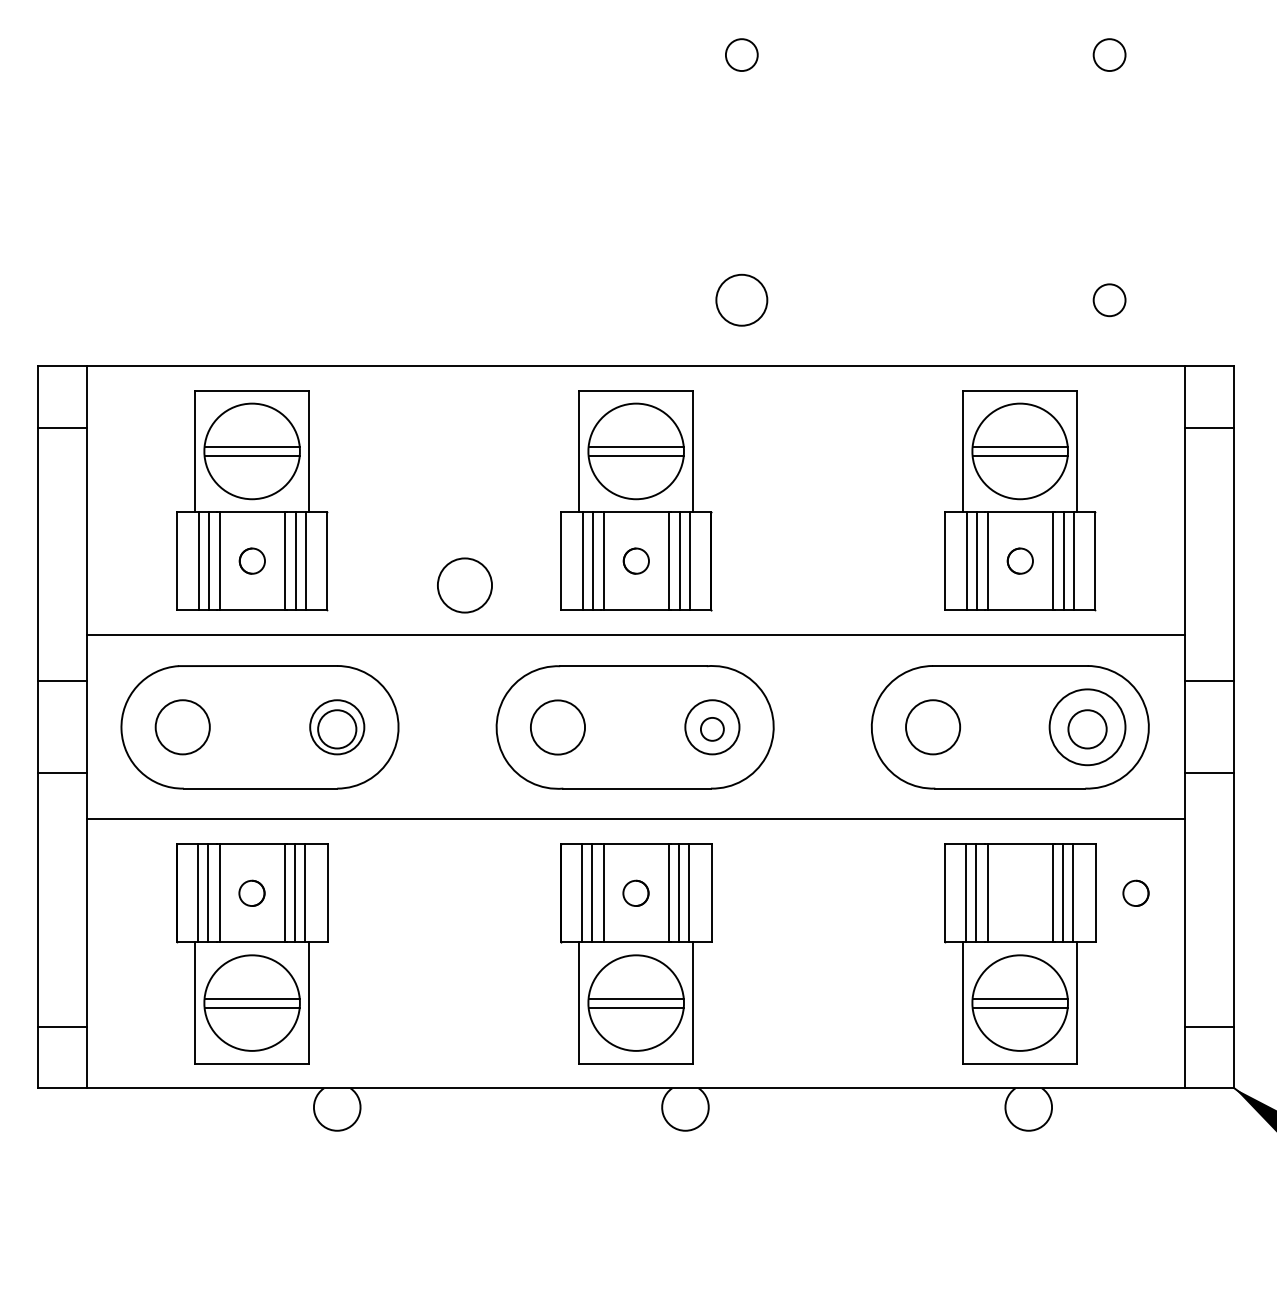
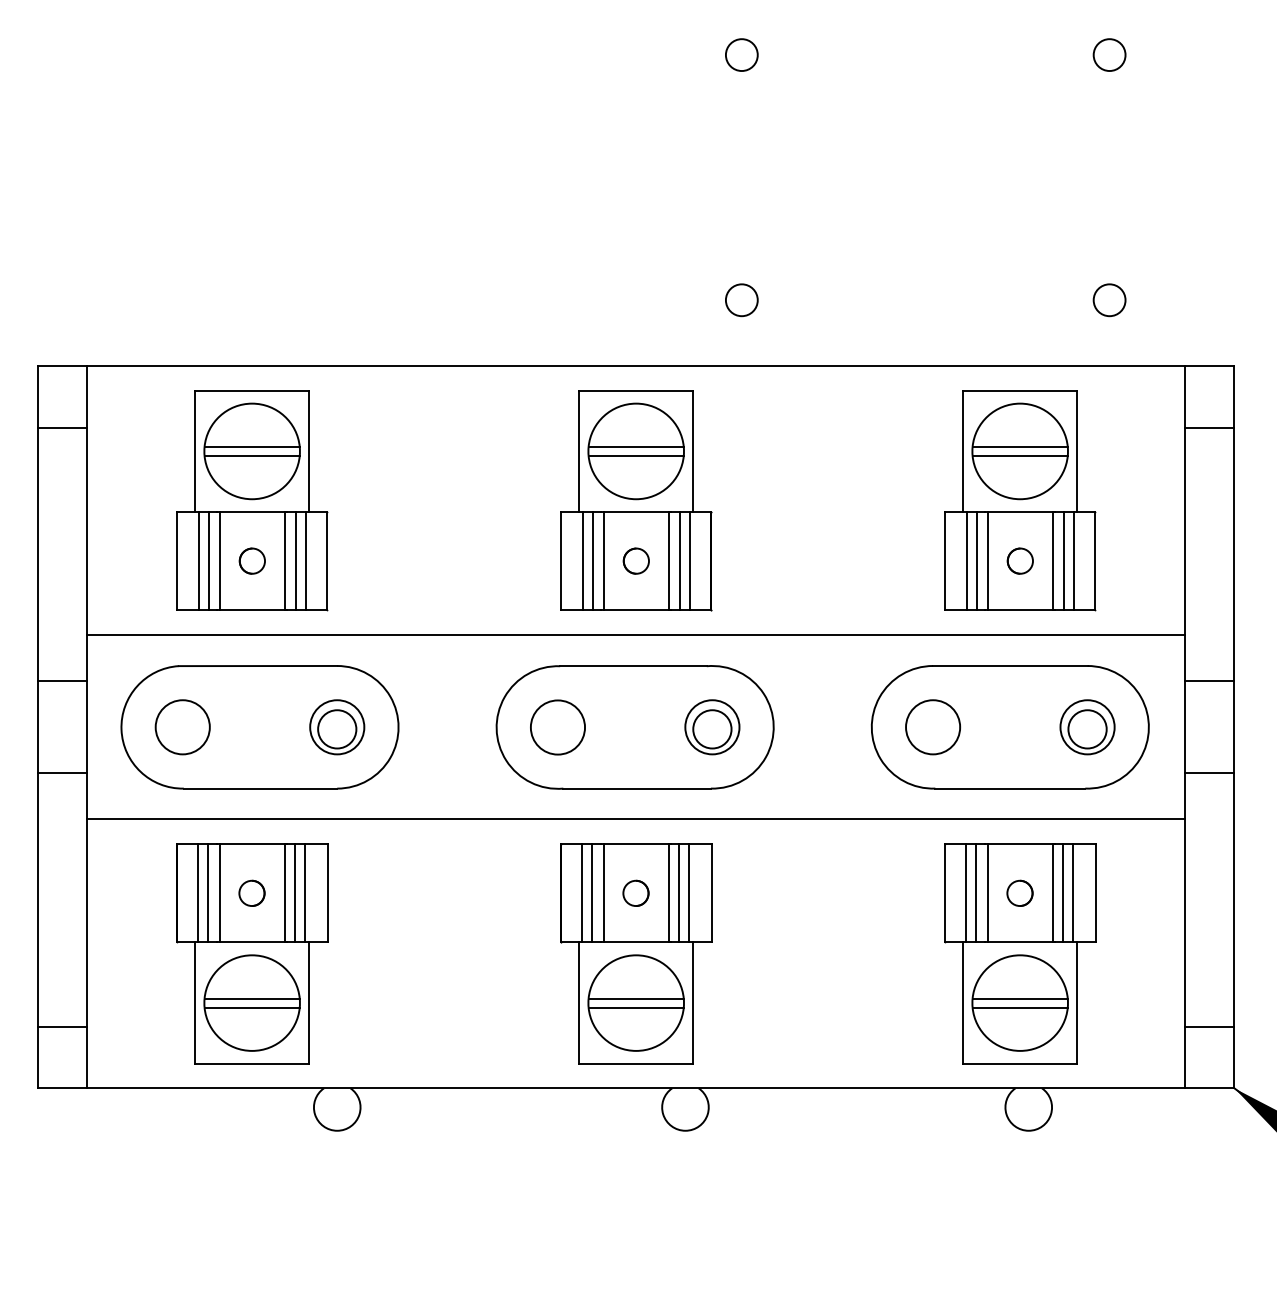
circle diameter: 51 px -> 32 px (741, 300)
circle: present -> none (464, 585)
circle diameter: 76 px -> 54 px (1087, 727)
circle diameter: 23 px -> 38 px (712, 729)
part position: (1135, 892) -> (1019, 892) (1019, 892)
